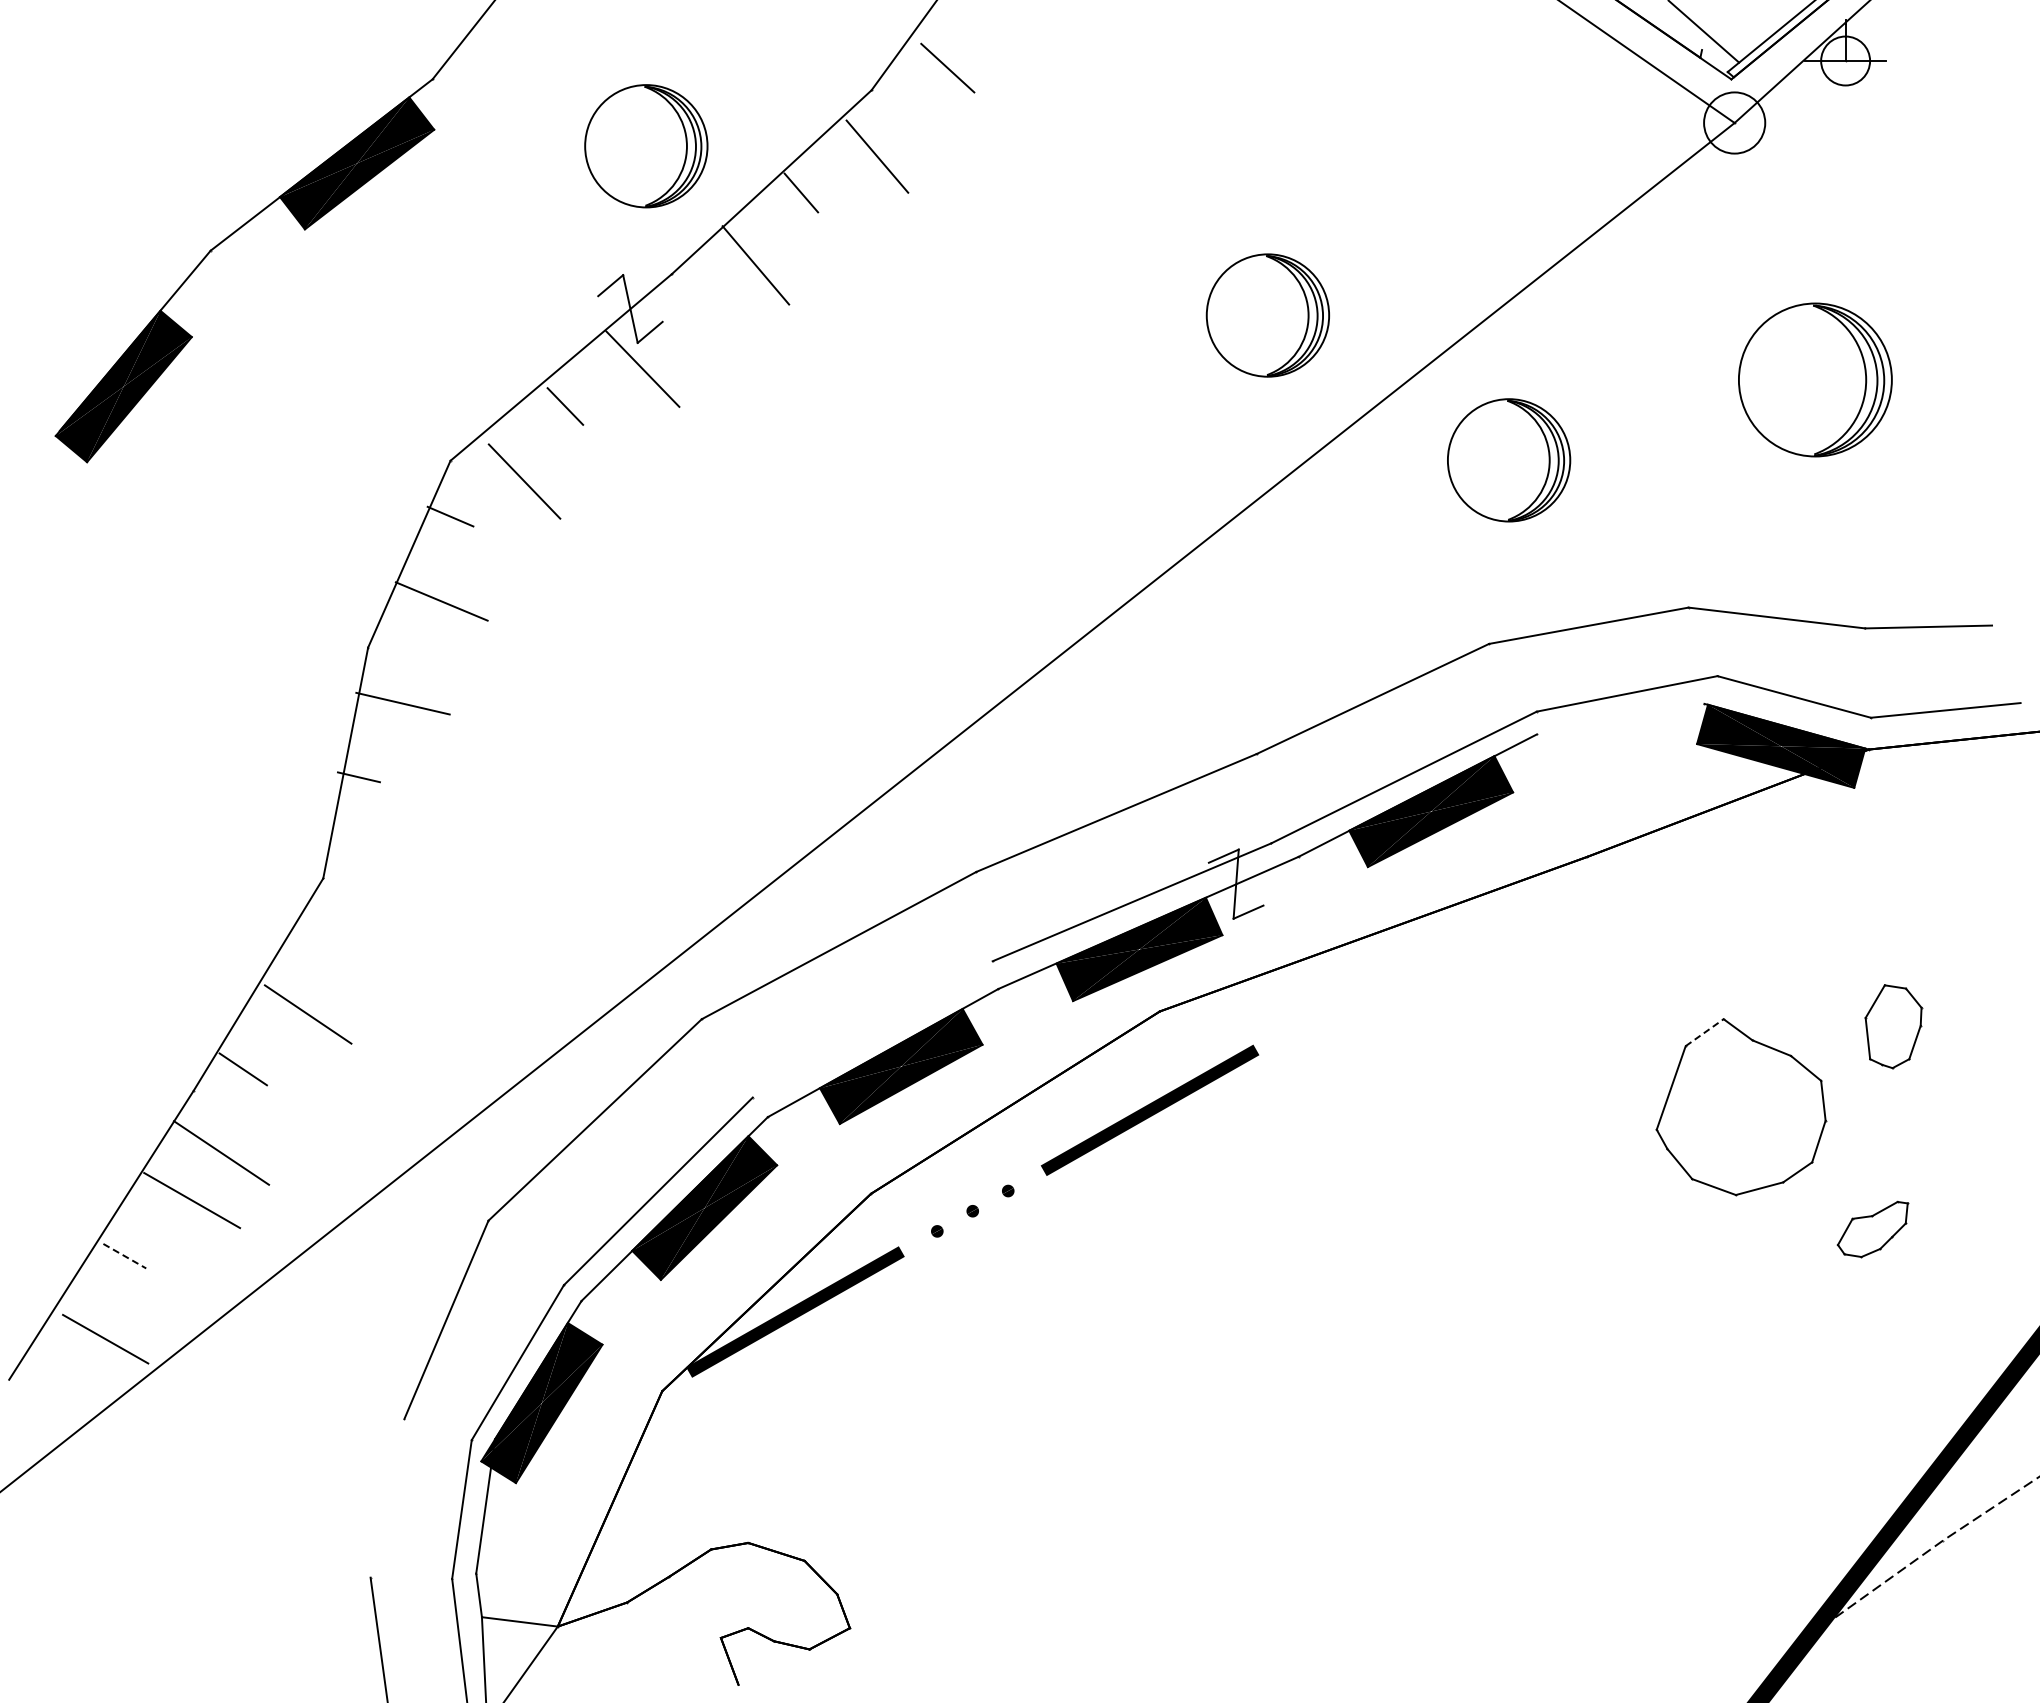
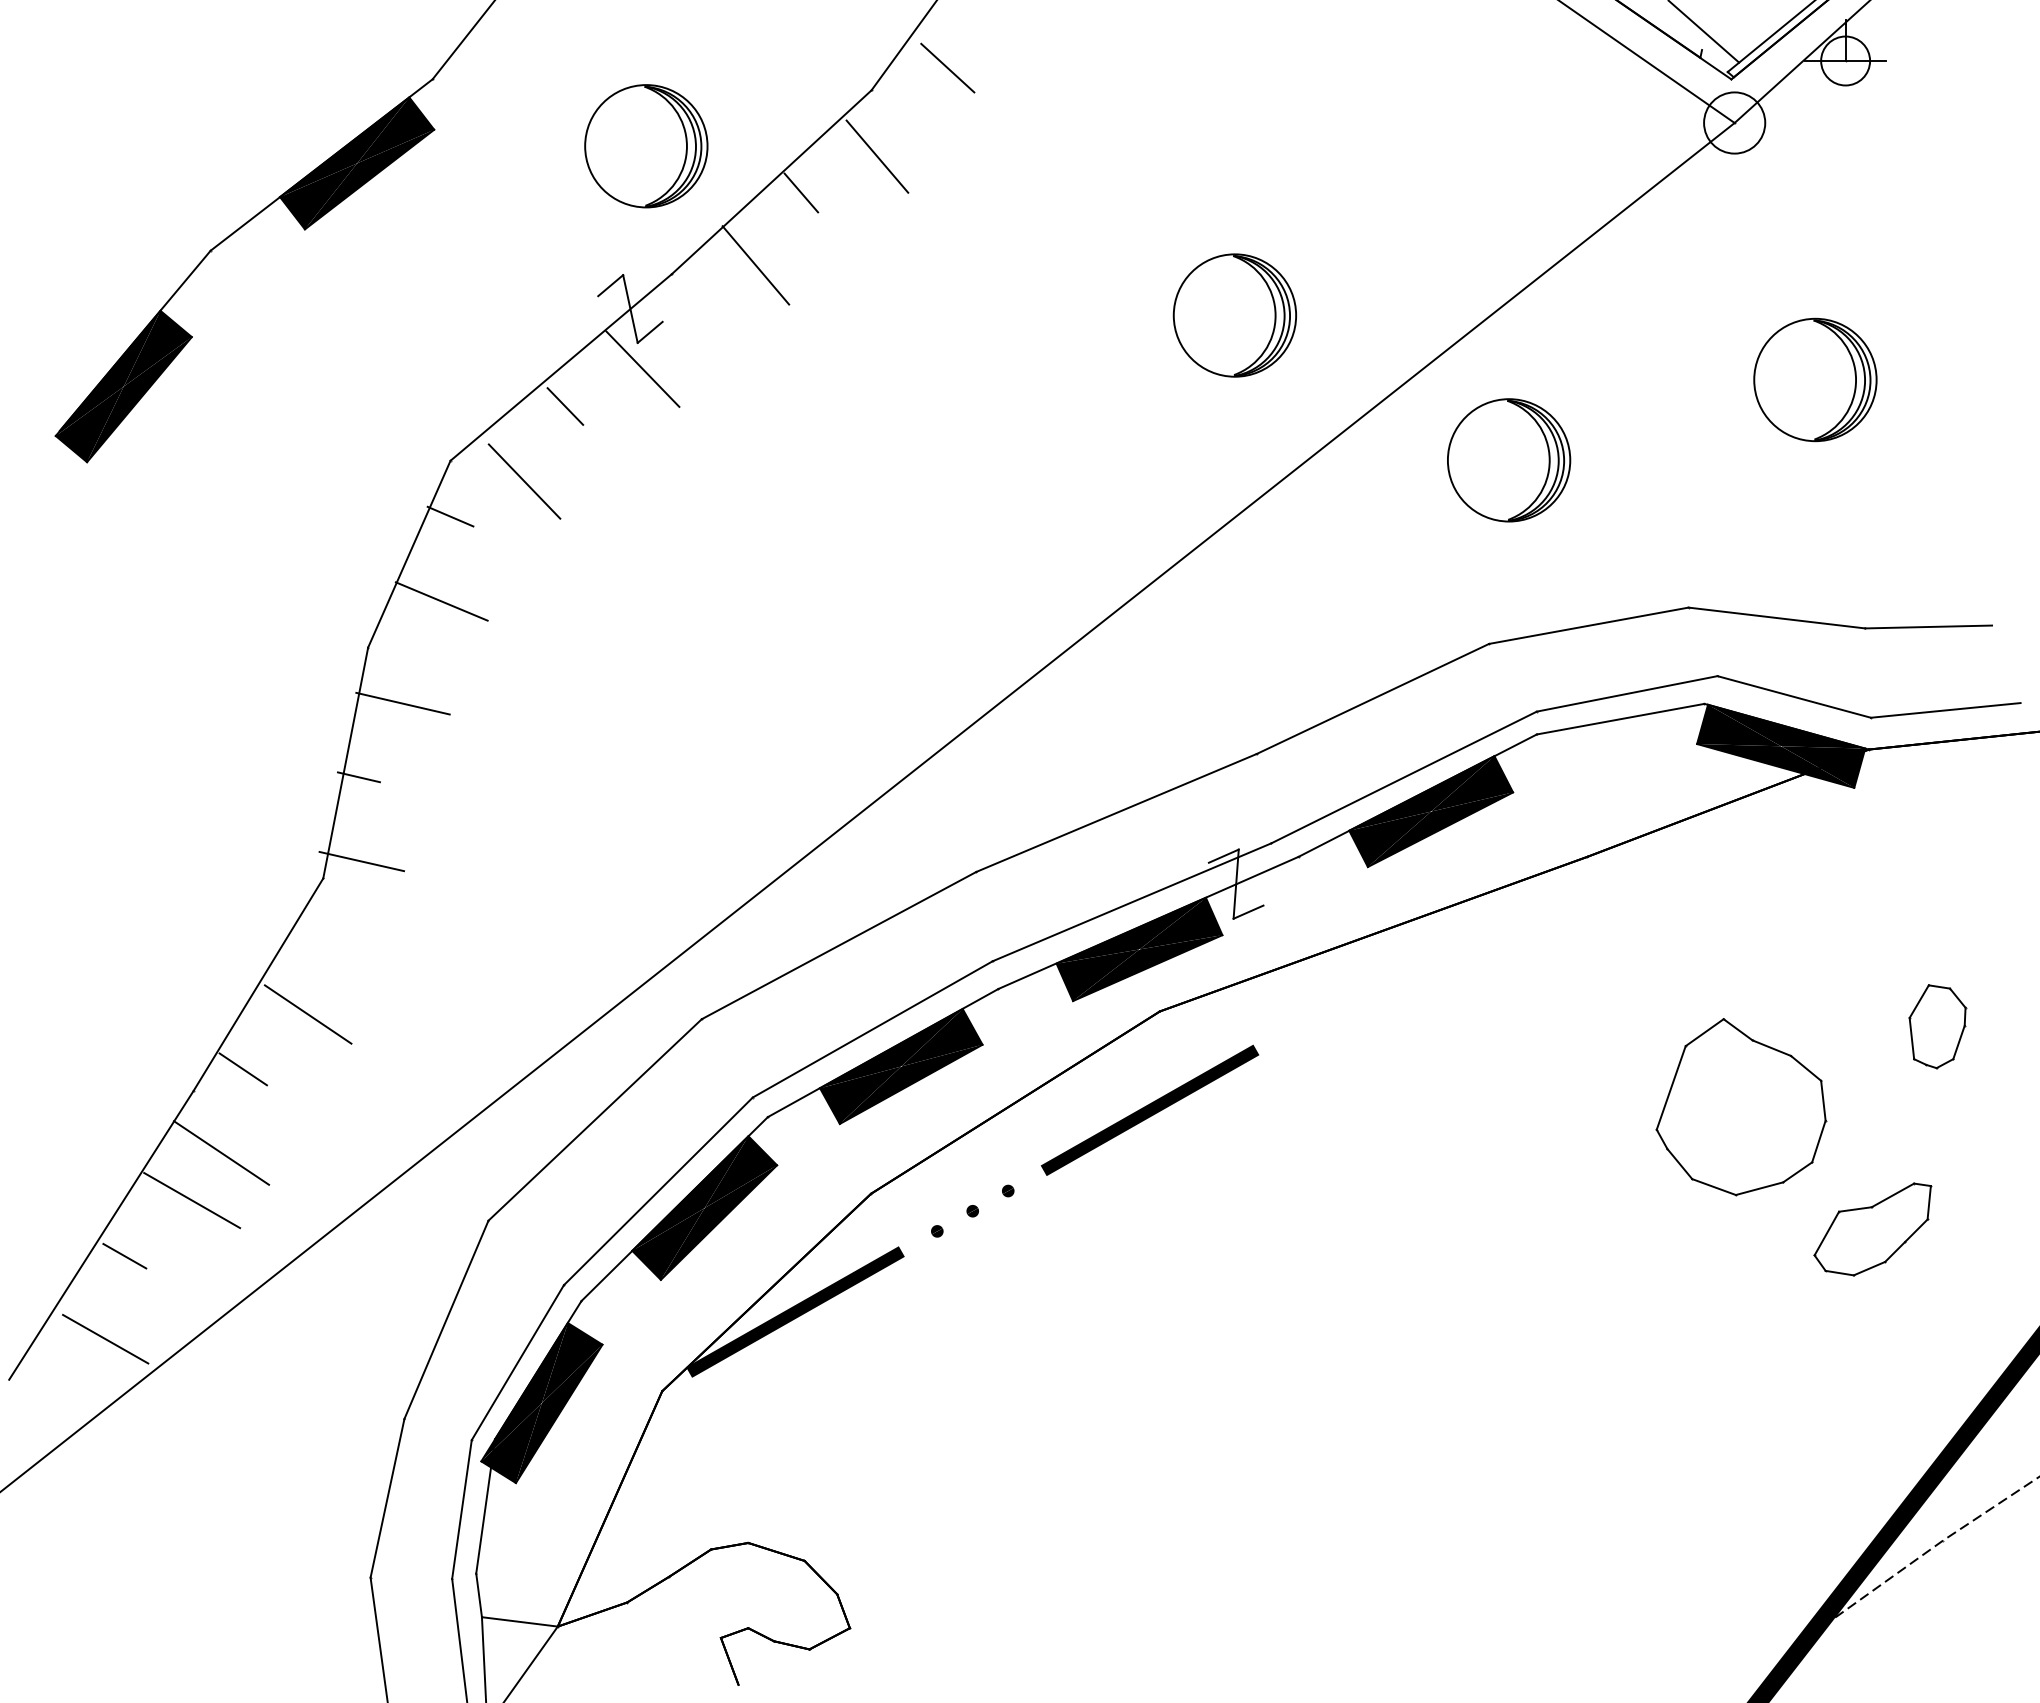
part position: (1267, 315) -> (1234, 315) (1234, 315)
part size: 155x156 px -> 125x126 px (1815, 379)
line: none -> present (1620, 718)
line: none -> present (361, 861)
part position: (1893, 1026) -> (1937, 1026) (1937, 1026)
line: none -> present (872, 1029)
line: dashed -> solid (1705, 1032)
part size: 74x59 px -> 120x95 px (1872, 1229)
line: dashed -> solid (124, 1256)
line: none -> present (387, 1497)
